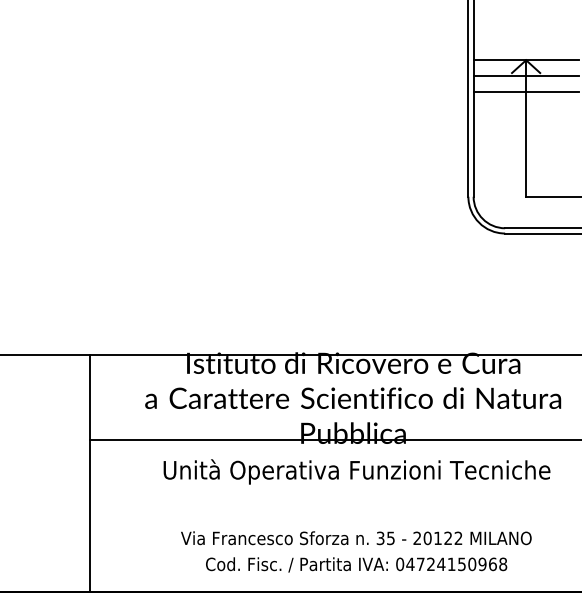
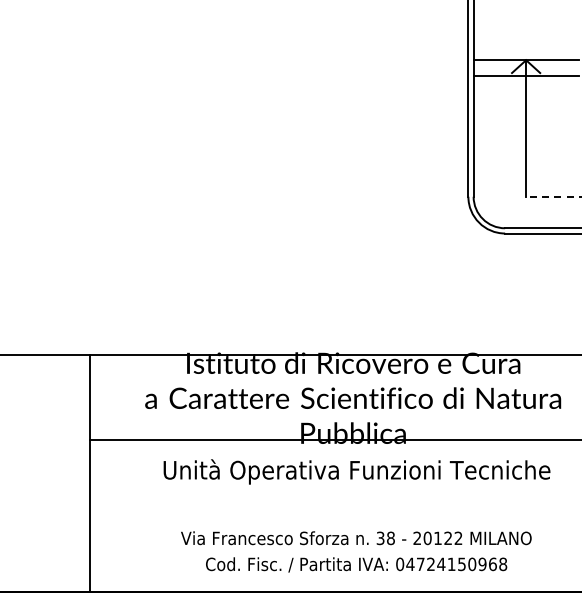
line: present -> none (525, 91)
line: solid -> dashed (554, 196)
text: 35 -> 38 (390, 538)
